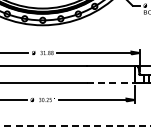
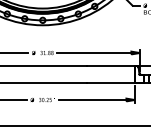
line: dashed -> solid (110, 83)
line: dashed -> solid (75, 126)
